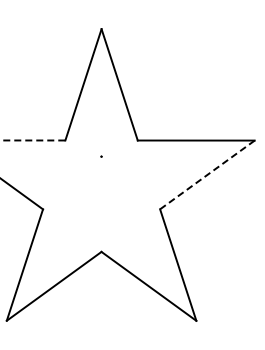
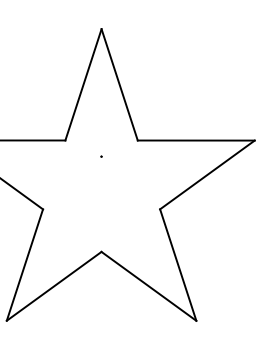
line: dashed -> solid (33, 140)
line: dashed -> solid (207, 174)
